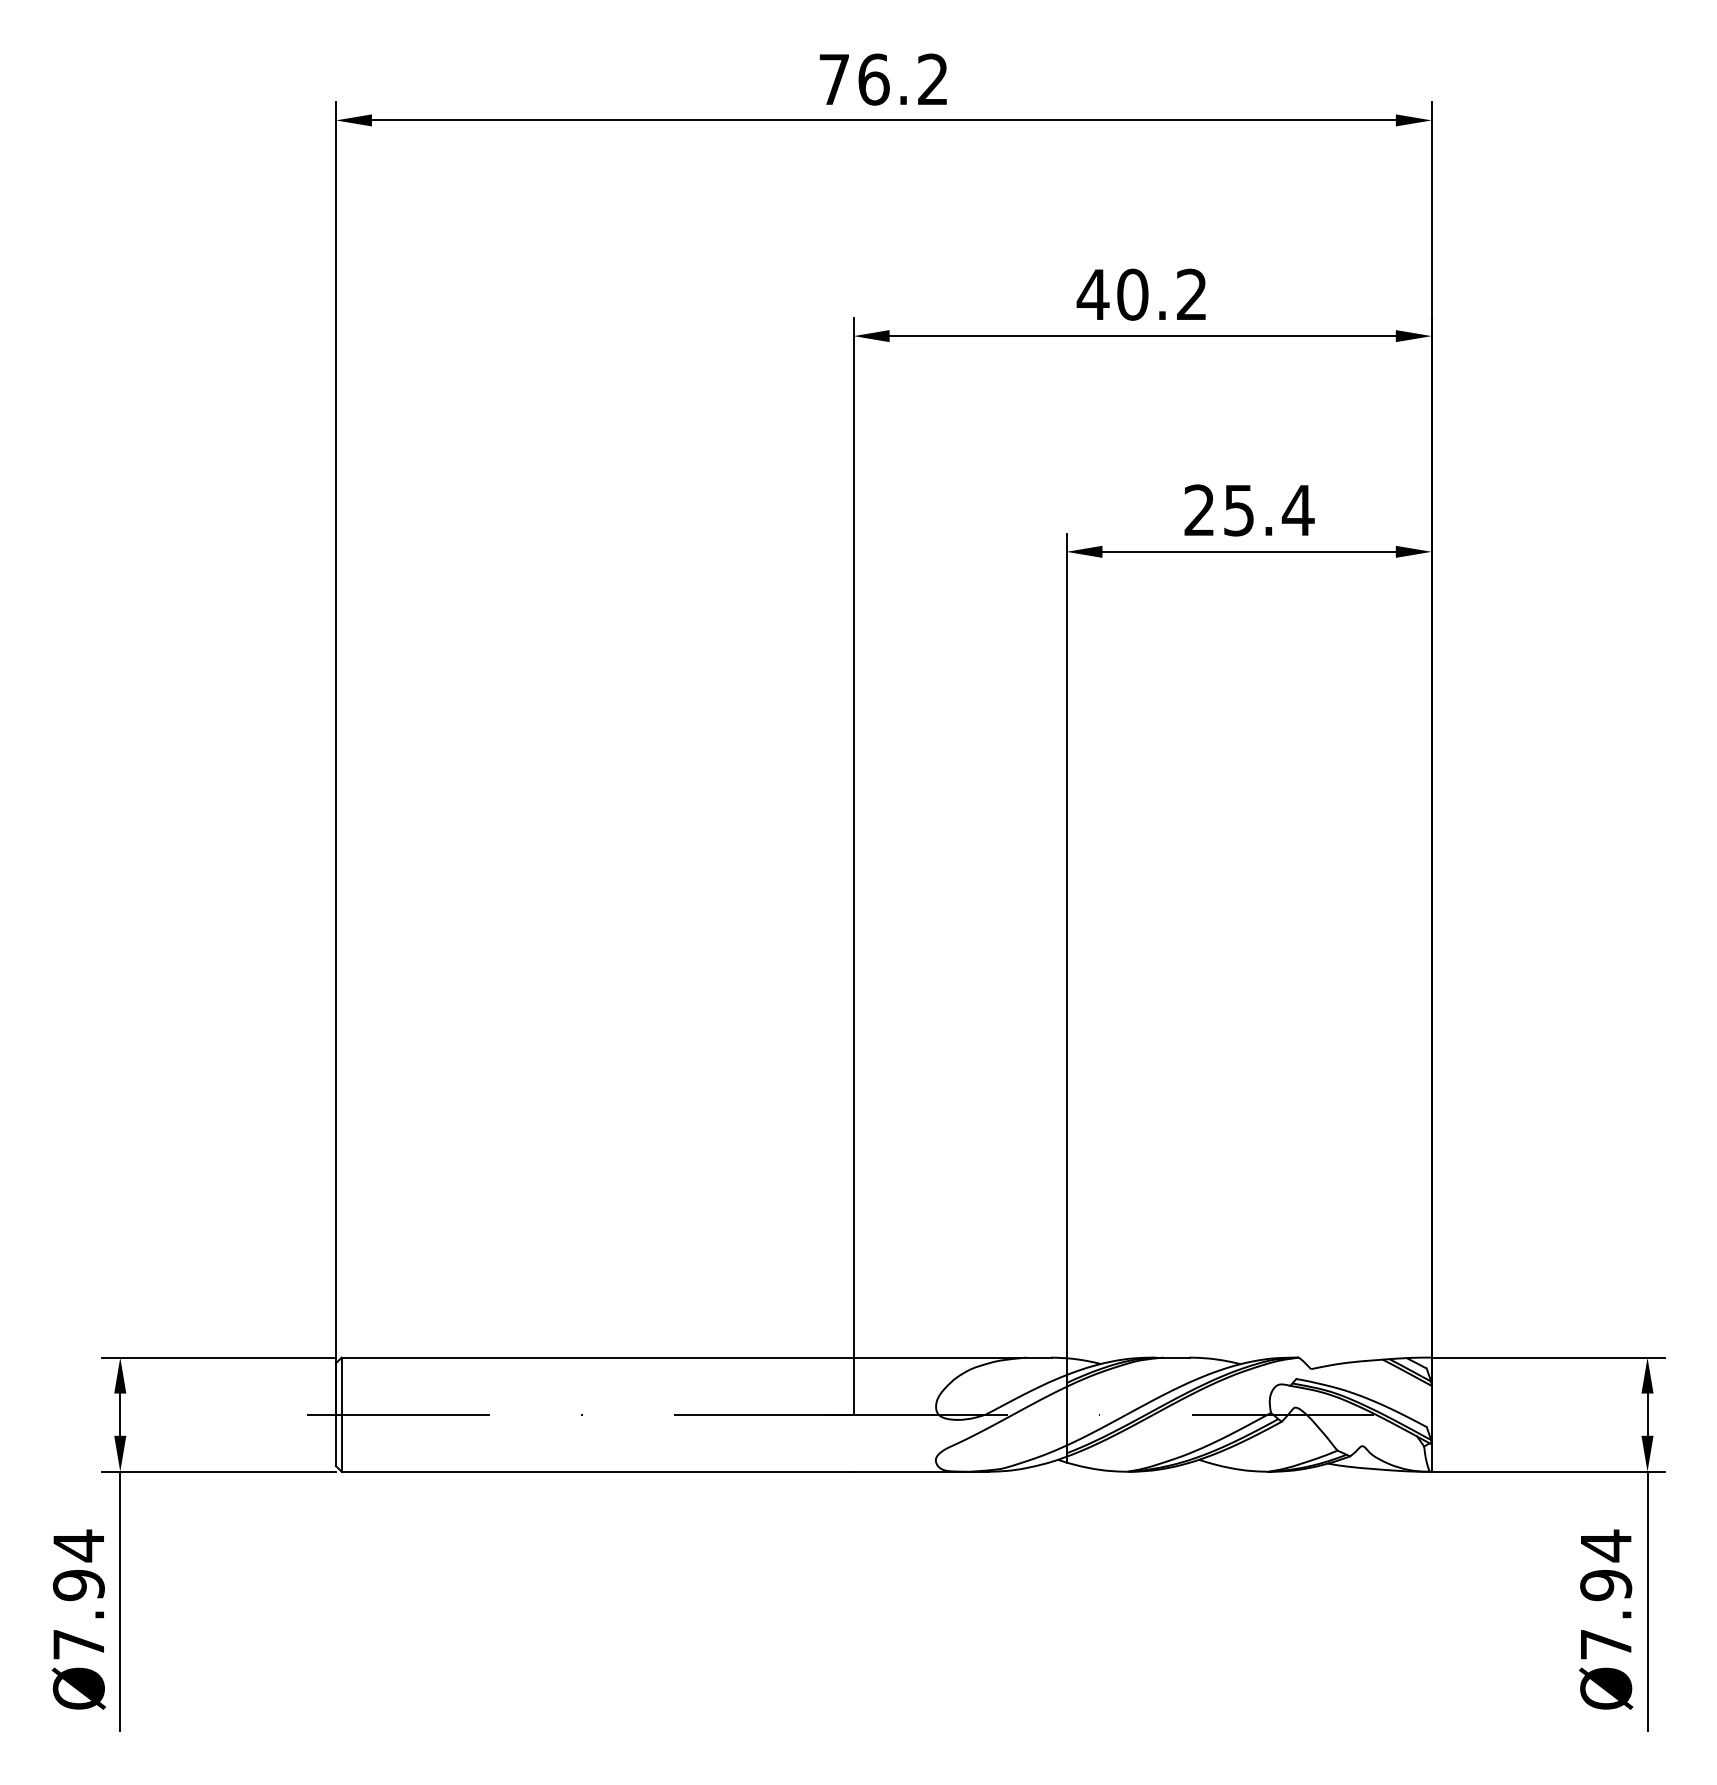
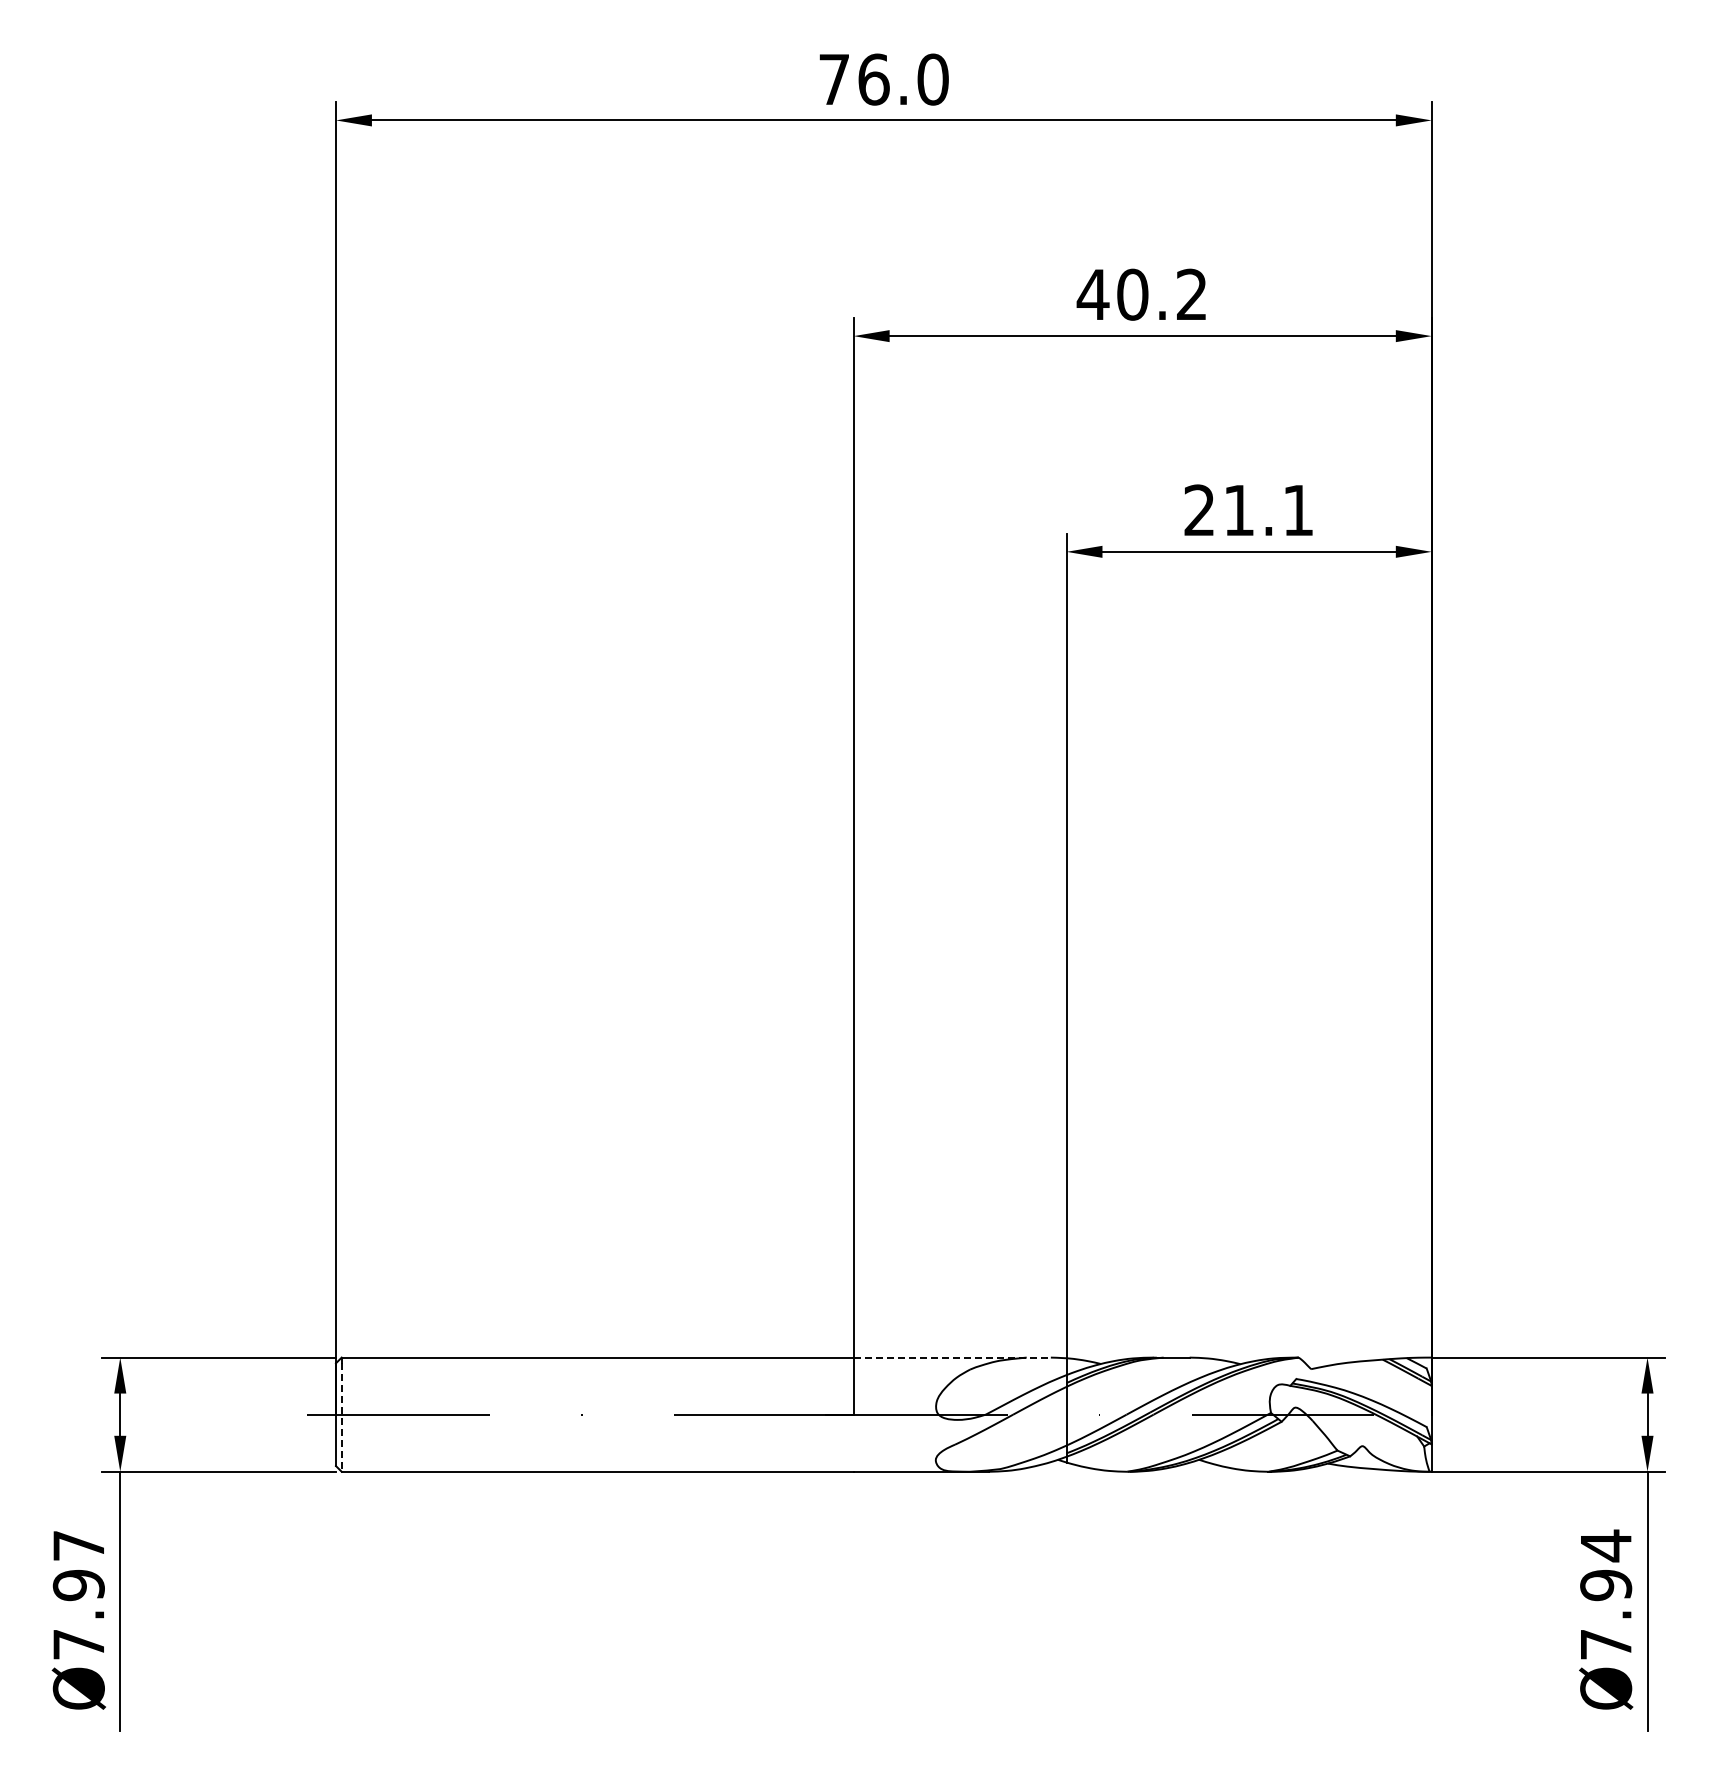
text: 76.2 -> 76.0 (932, 79)
text: 25.4 -> 21.1 (1269, 510)
line: solid -> dashed (953, 1357)
line: solid -> dashed (341, 1417)
text: Ø7.94 -> Ø7.97 (78, 1545)
